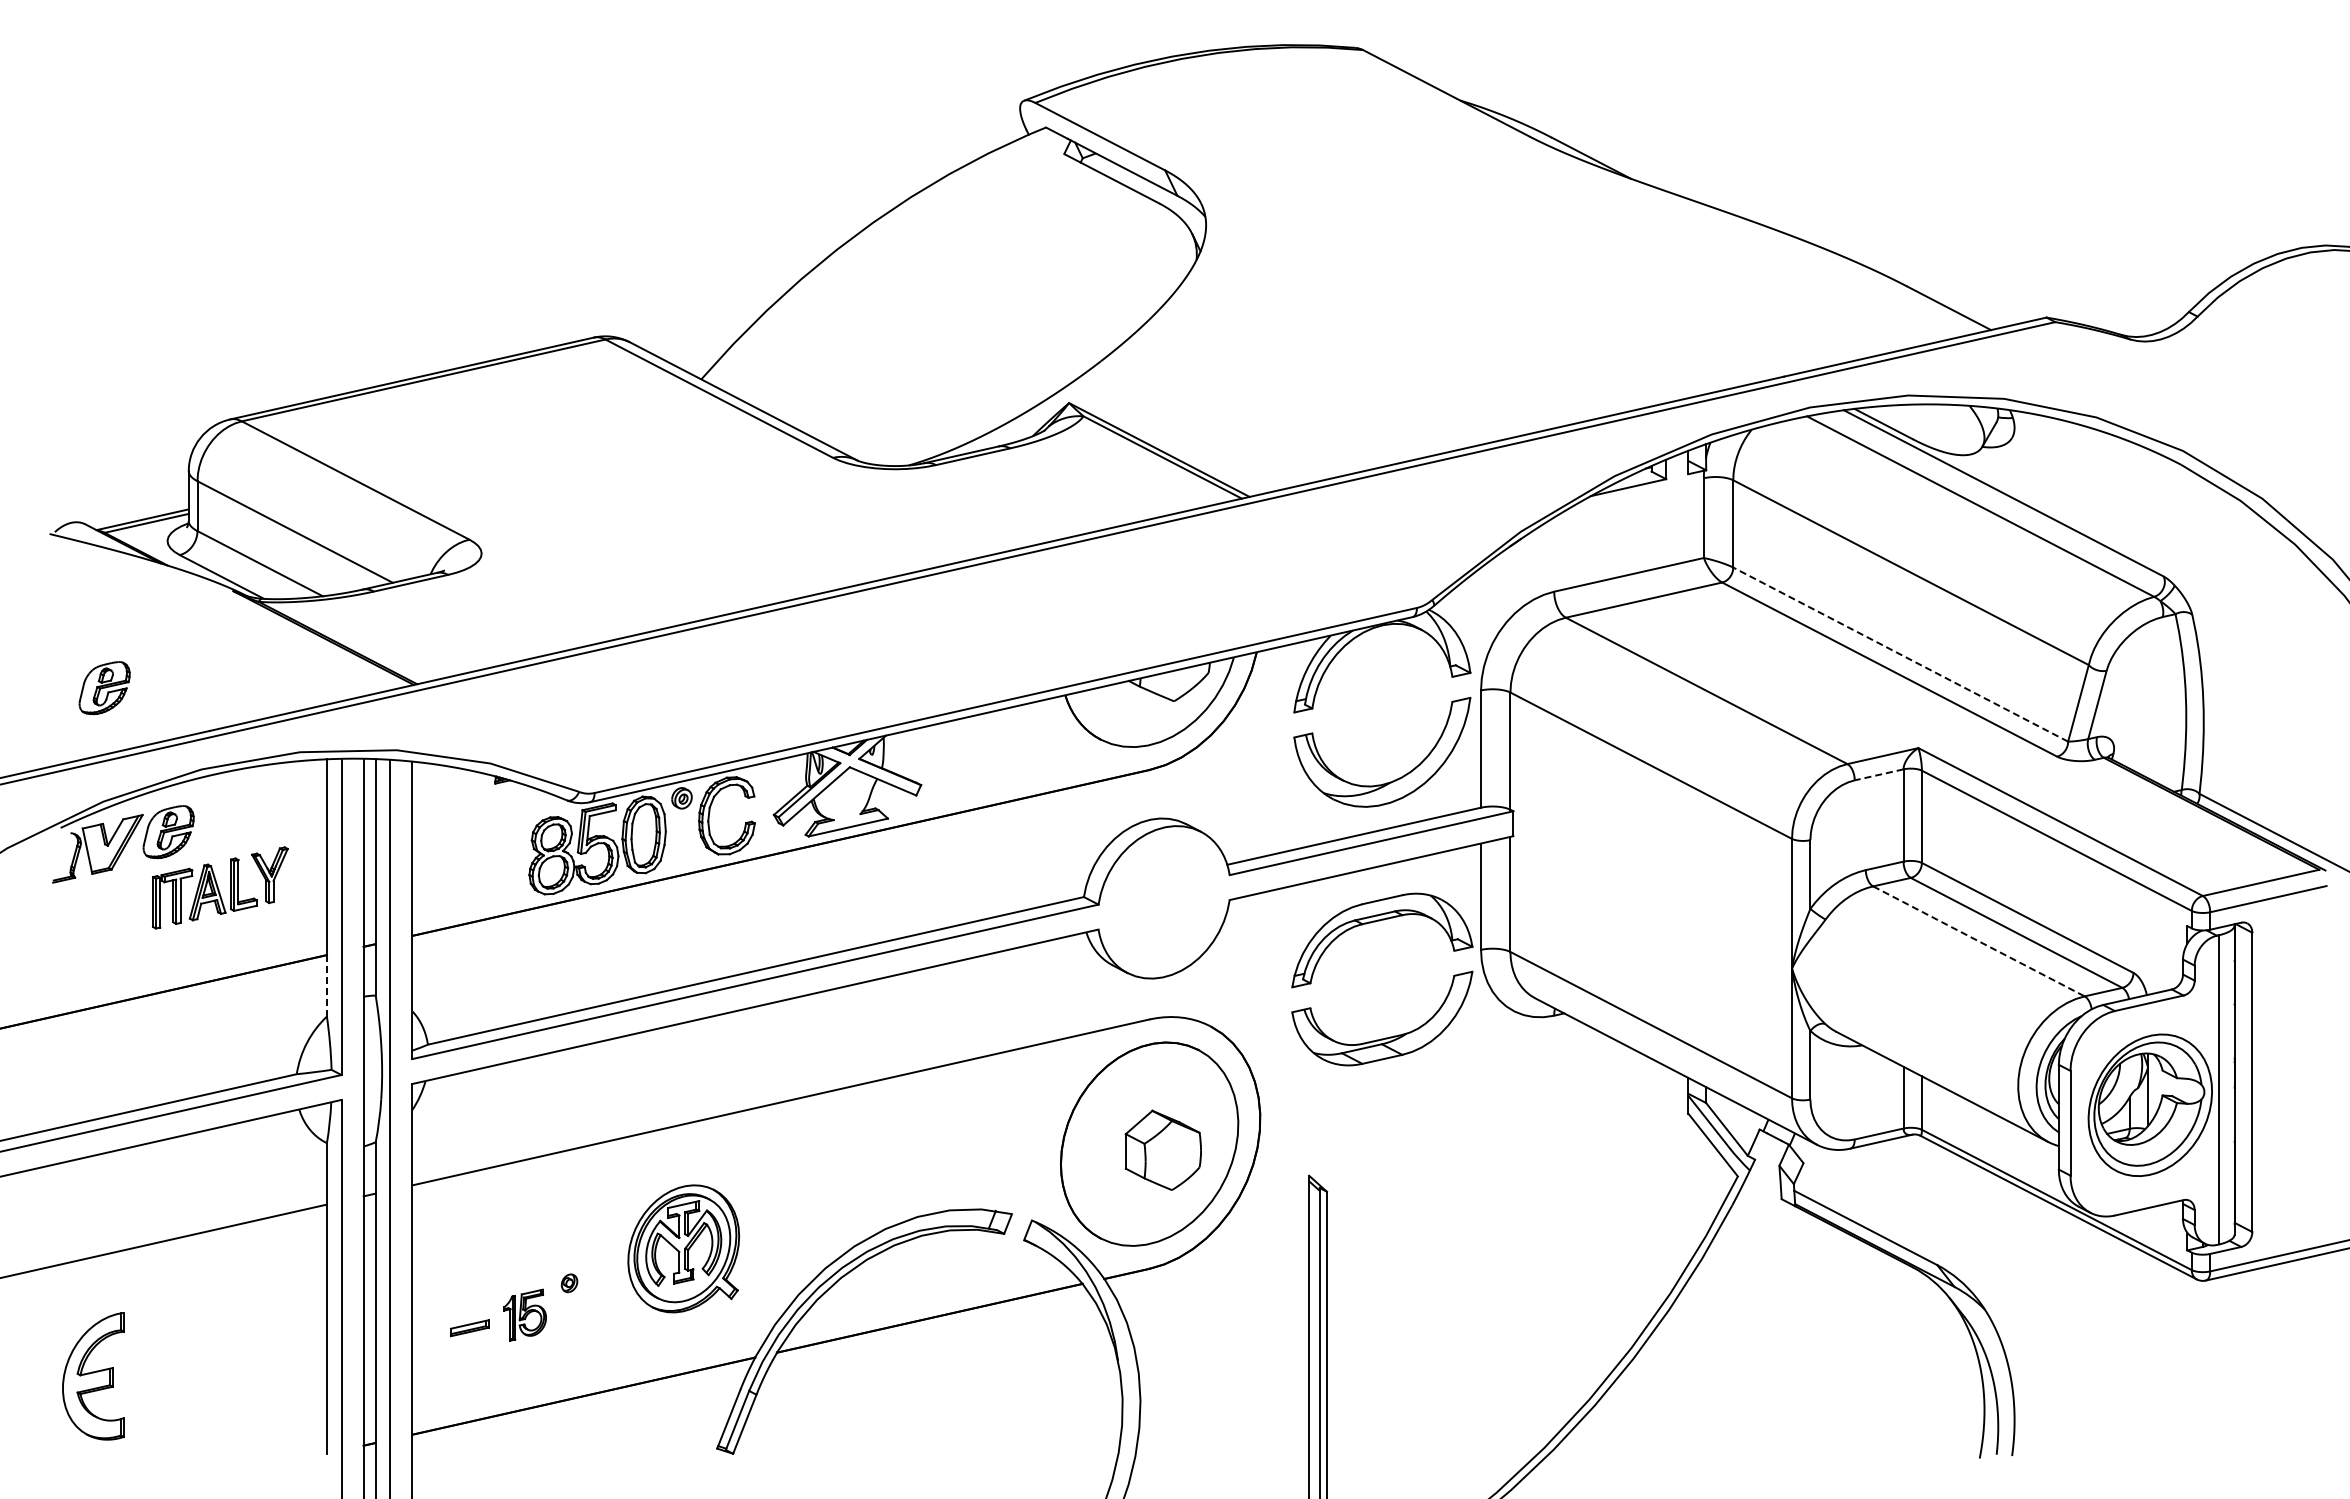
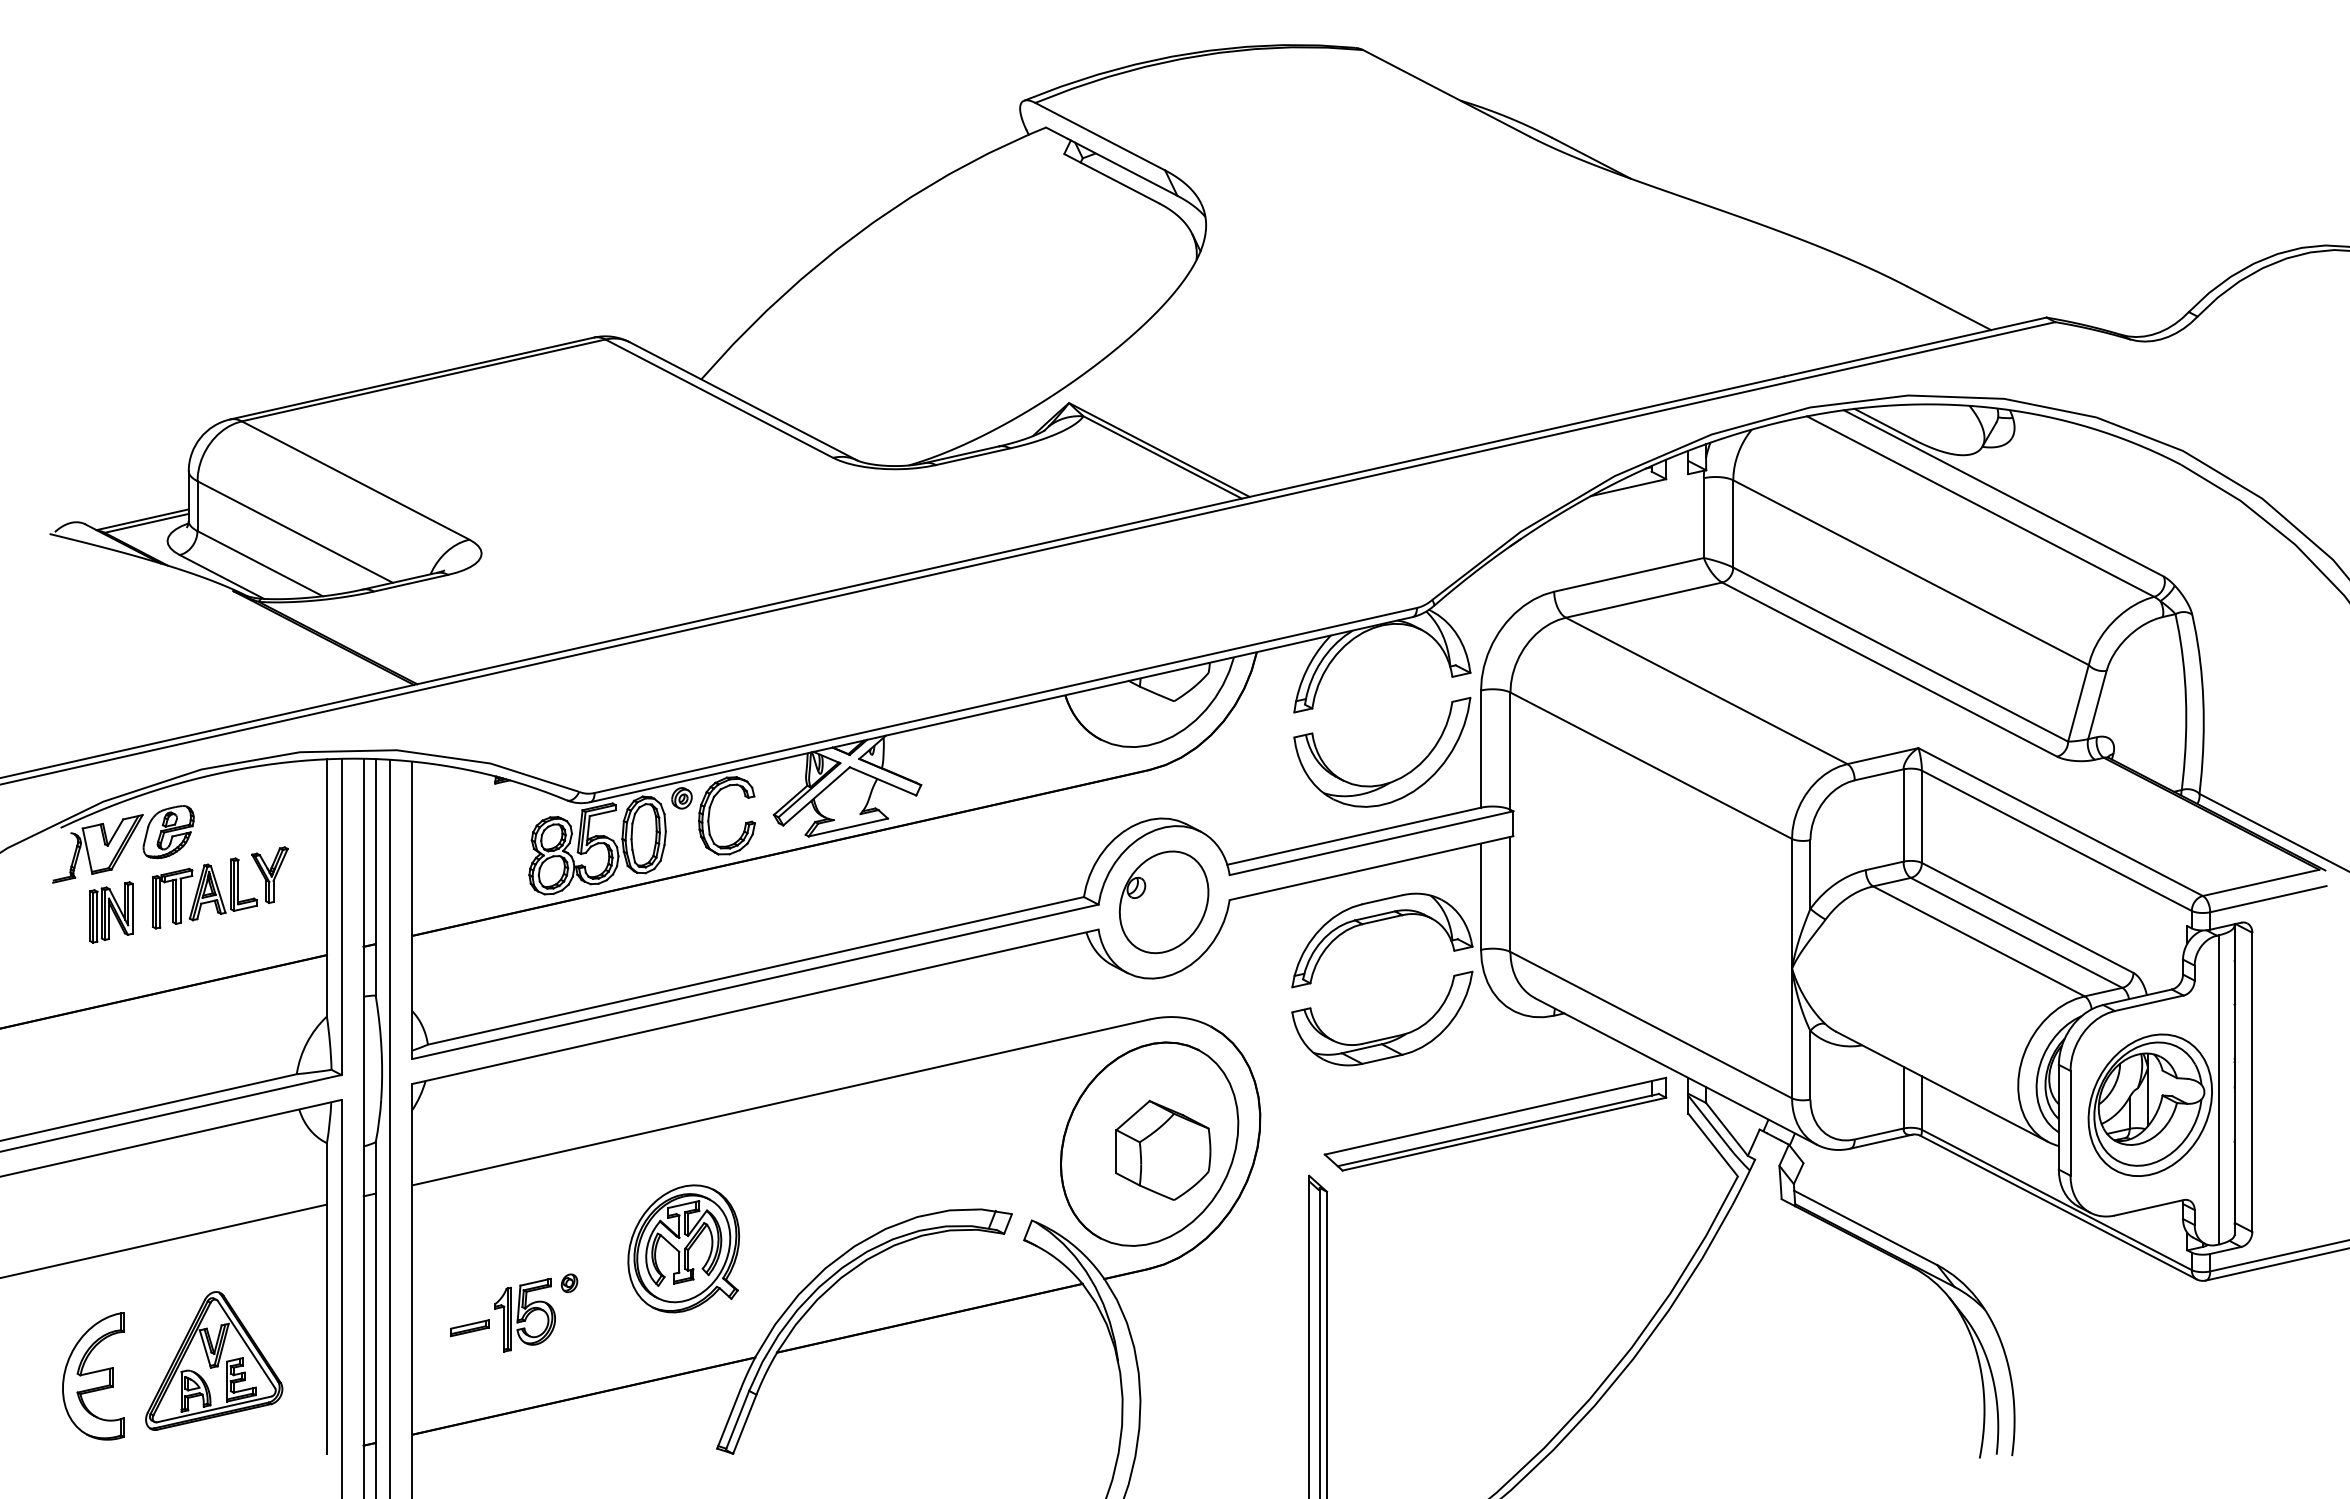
line: dashed -> solid (1900, 654)
part: present -> none (104, 688)
line: dashed -> solid (1878, 774)
part: none -> present (1163, 902)
part: none -> present (111, 912)
line: dashed -> solid (1979, 941)
line: dashed -> solid (326, 985)
part: none -> present (1495, 1123)
part size: 78x82 px -> 97x102 px (1163, 1149)
part size: 44x54 px -> 62x76 px (524, 1314)
part: none -> present (214, 1360)
